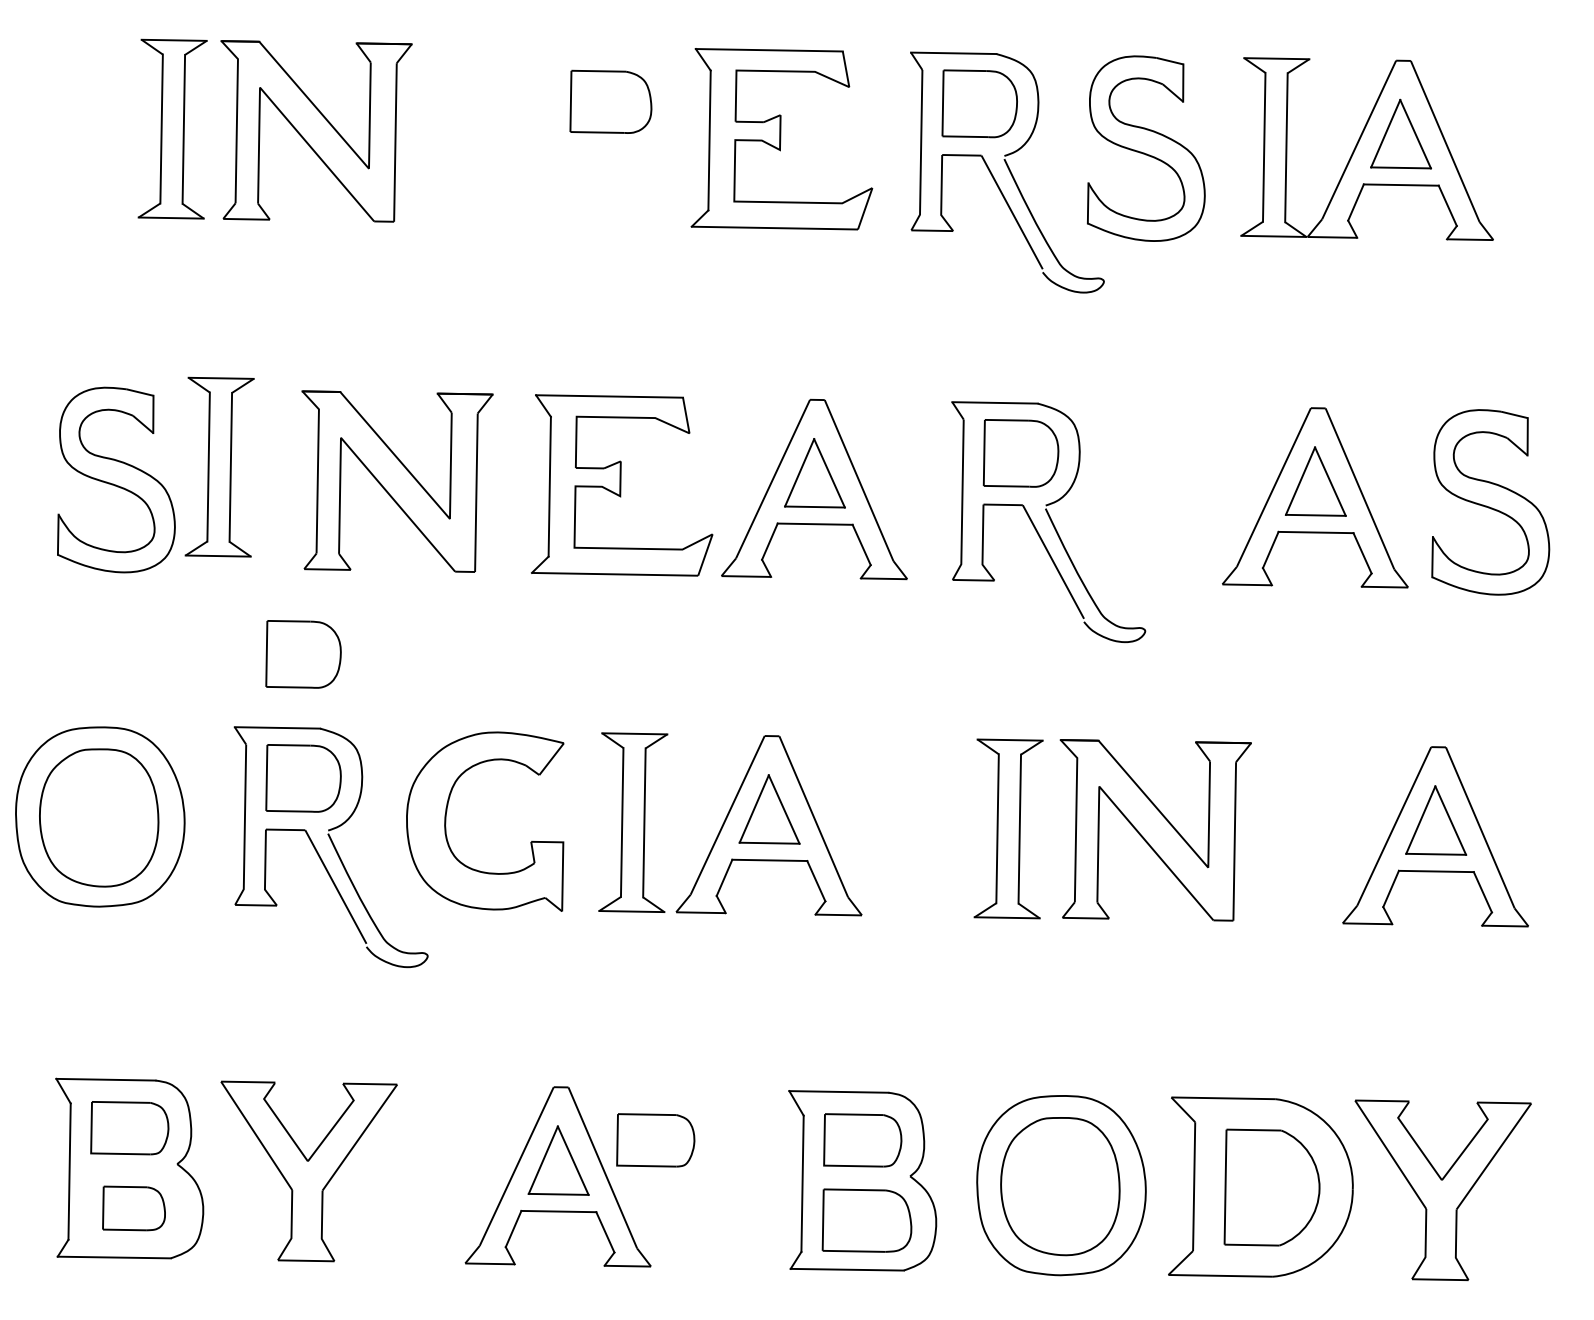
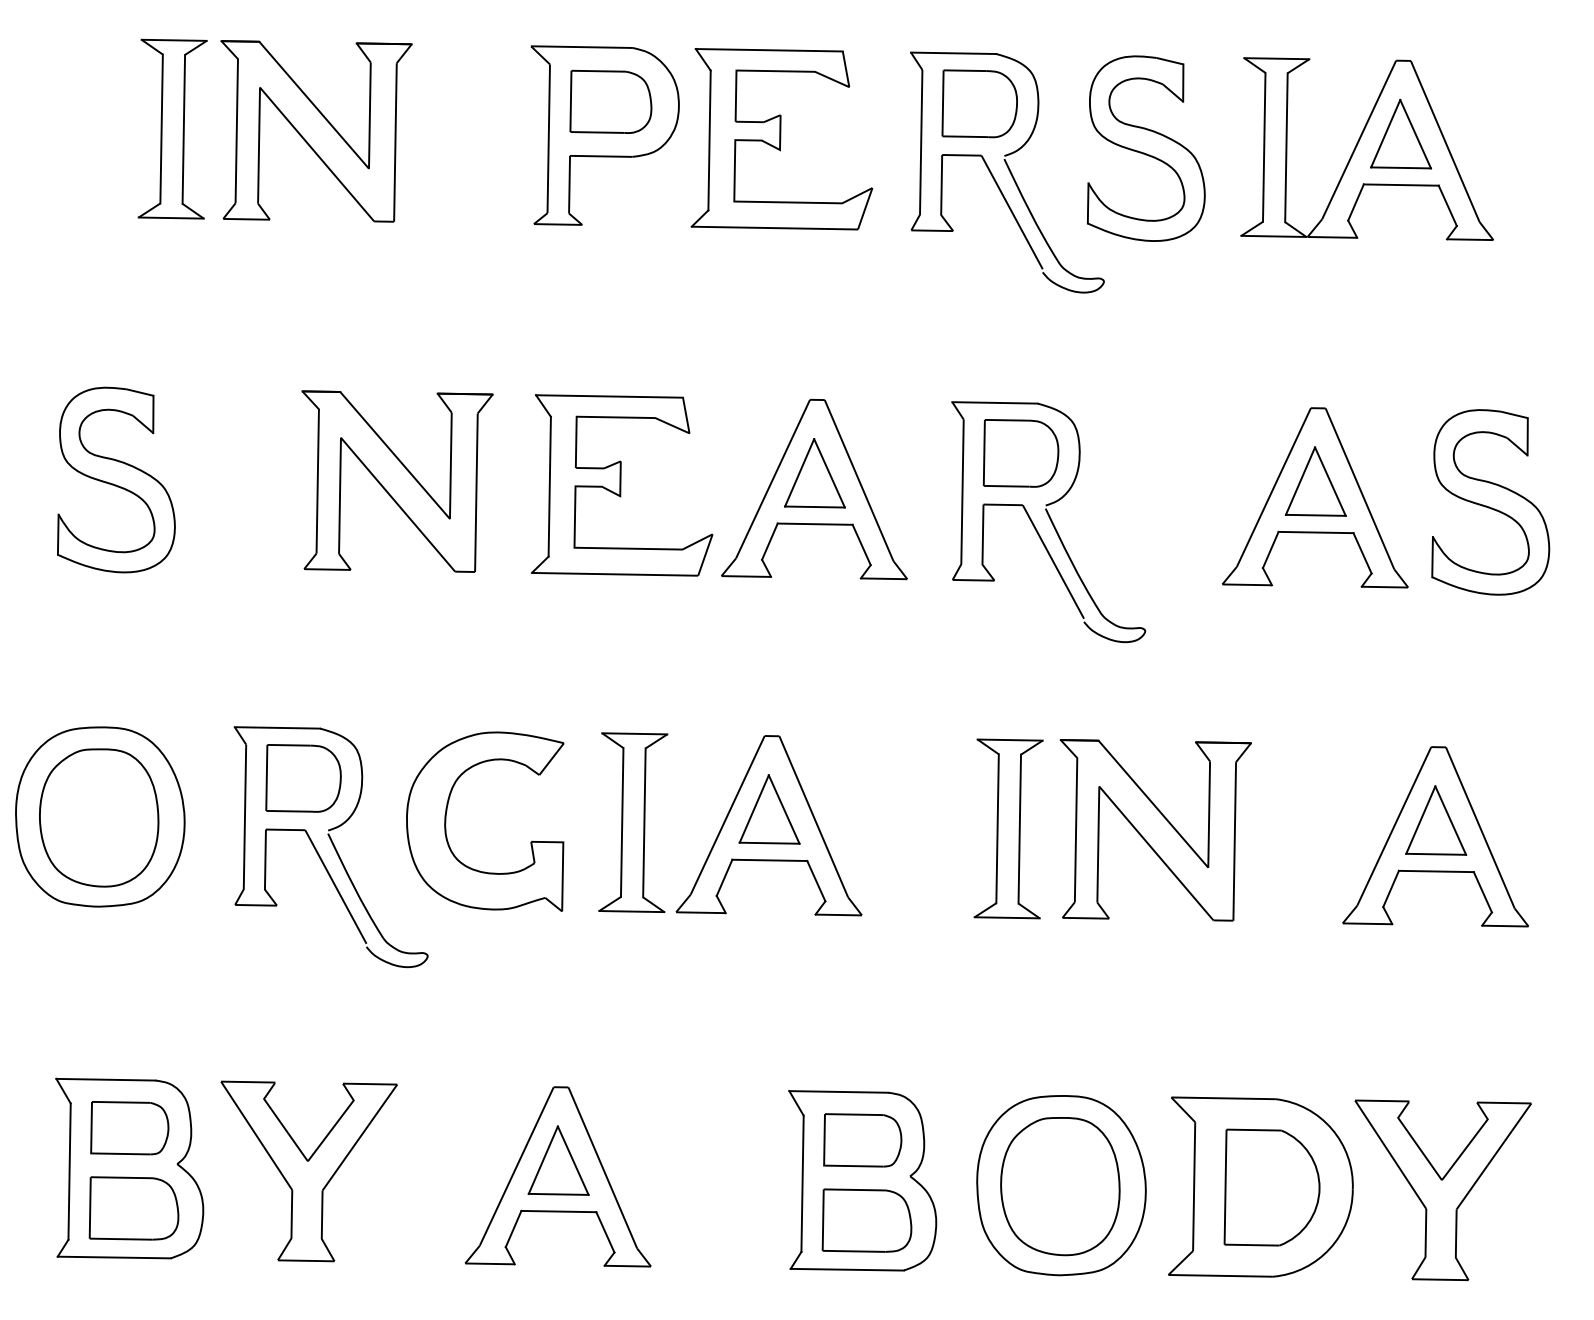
part: none -> present (604, 135)
part: present -> none (219, 466)
part: present -> none (303, 654)
part: present -> none (655, 1140)
part size: 64x47 px -> 92x65 px (133, 1208)
